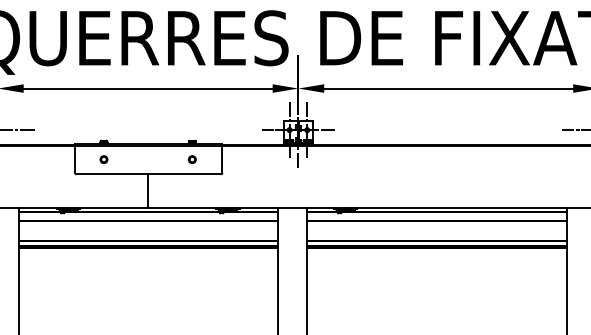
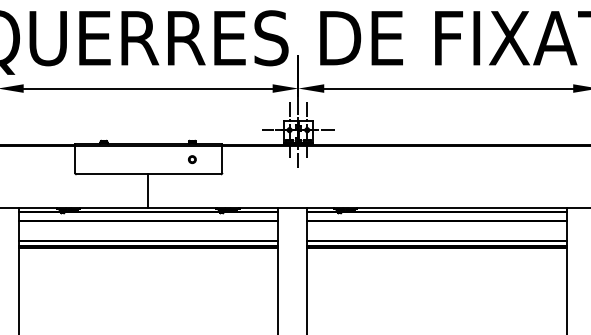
line: present -> none (18, 130)
line: present -> none (574, 130)
part: present -> none (103, 159)
